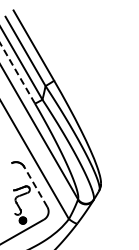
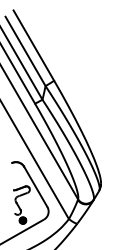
line: dashed -> solid (17, 73)
line: dashed -> solid (35, 186)
